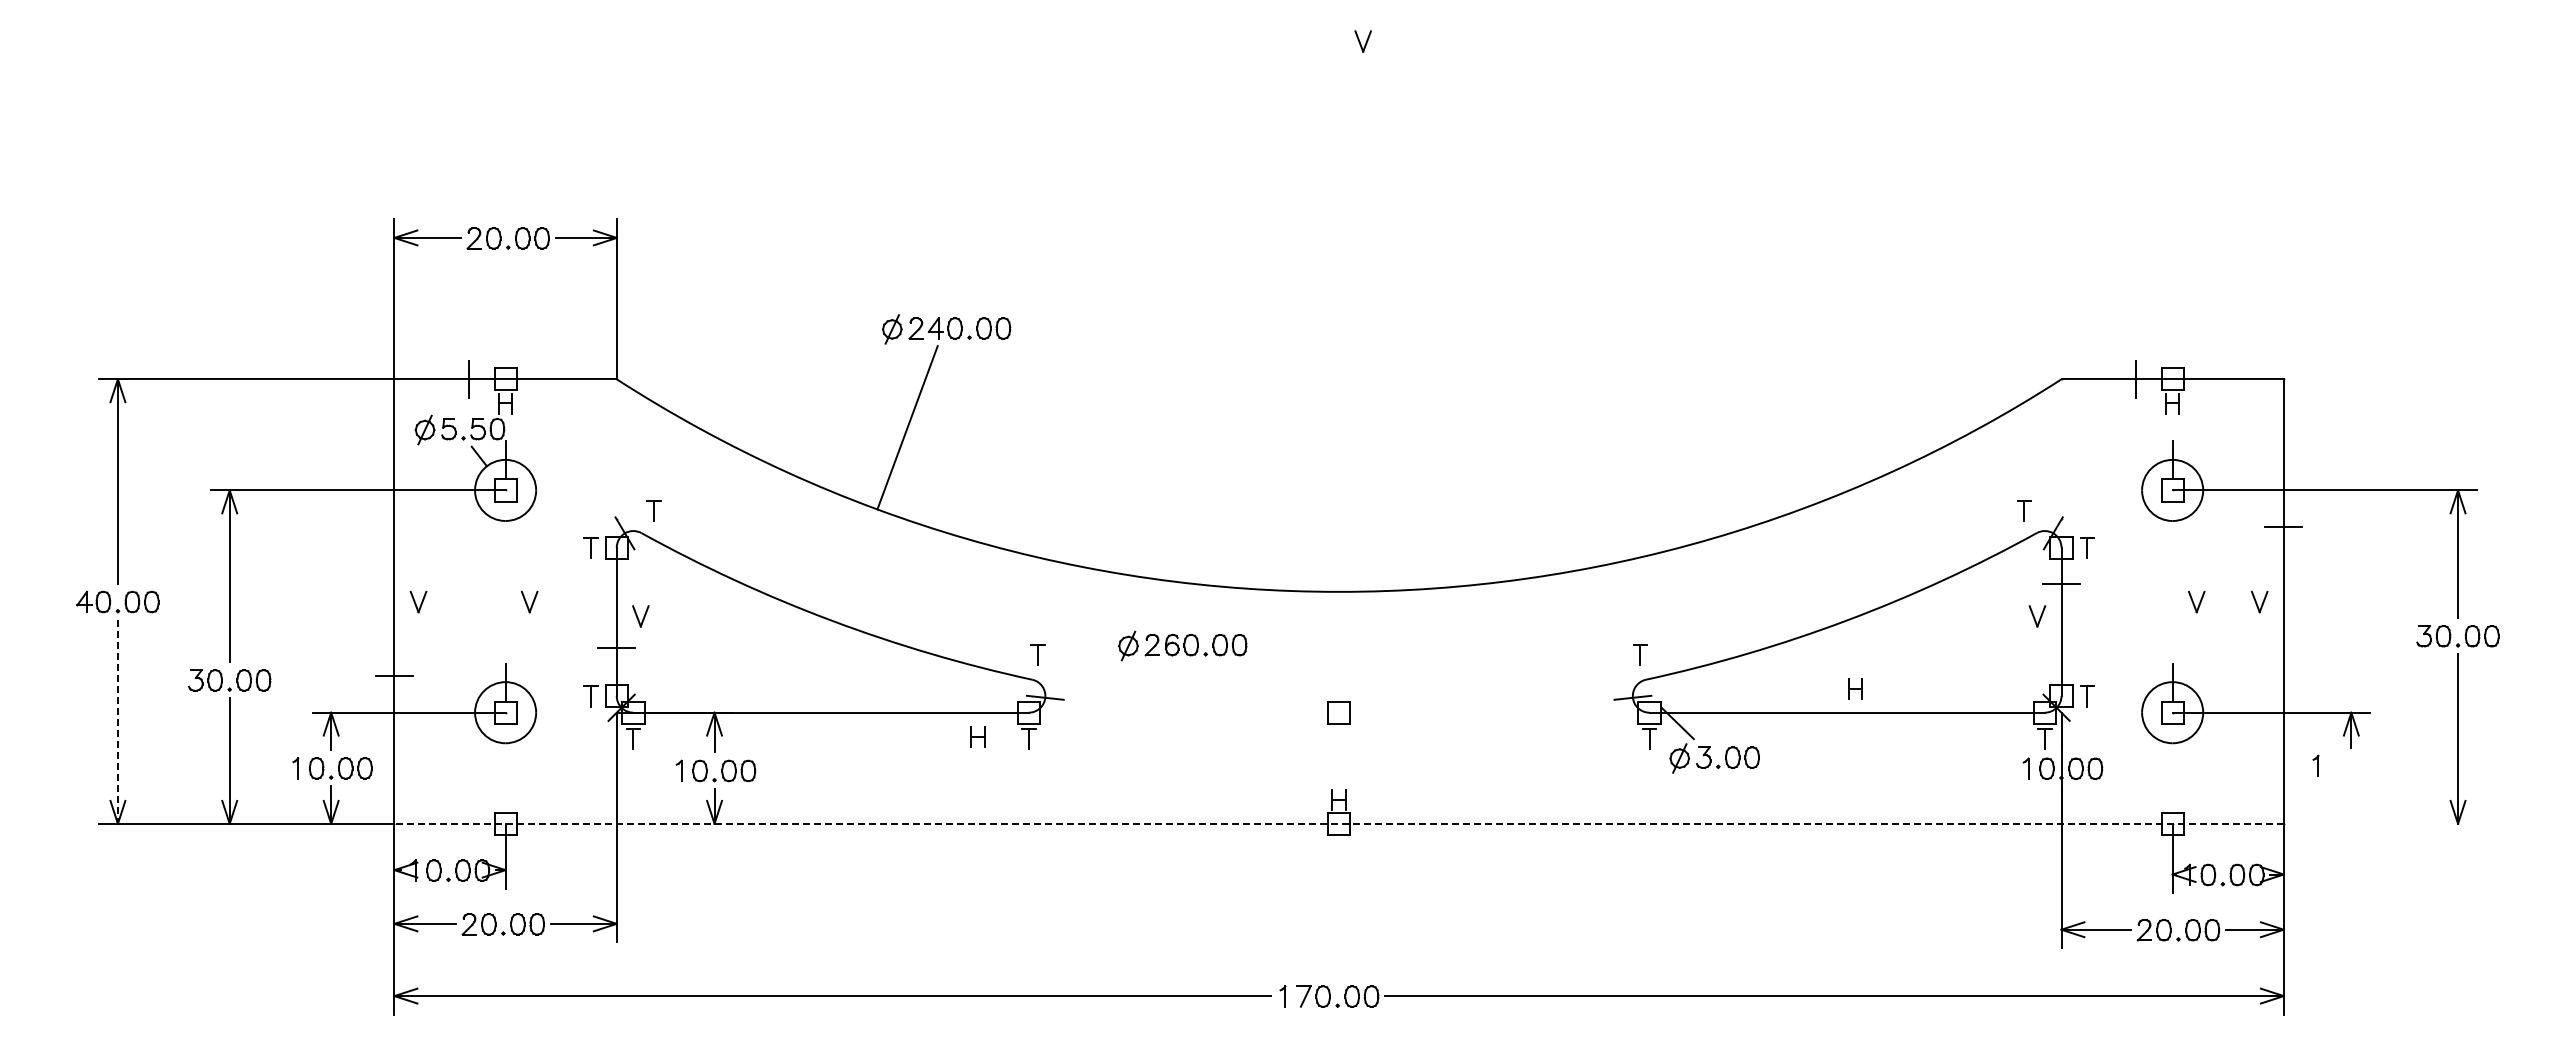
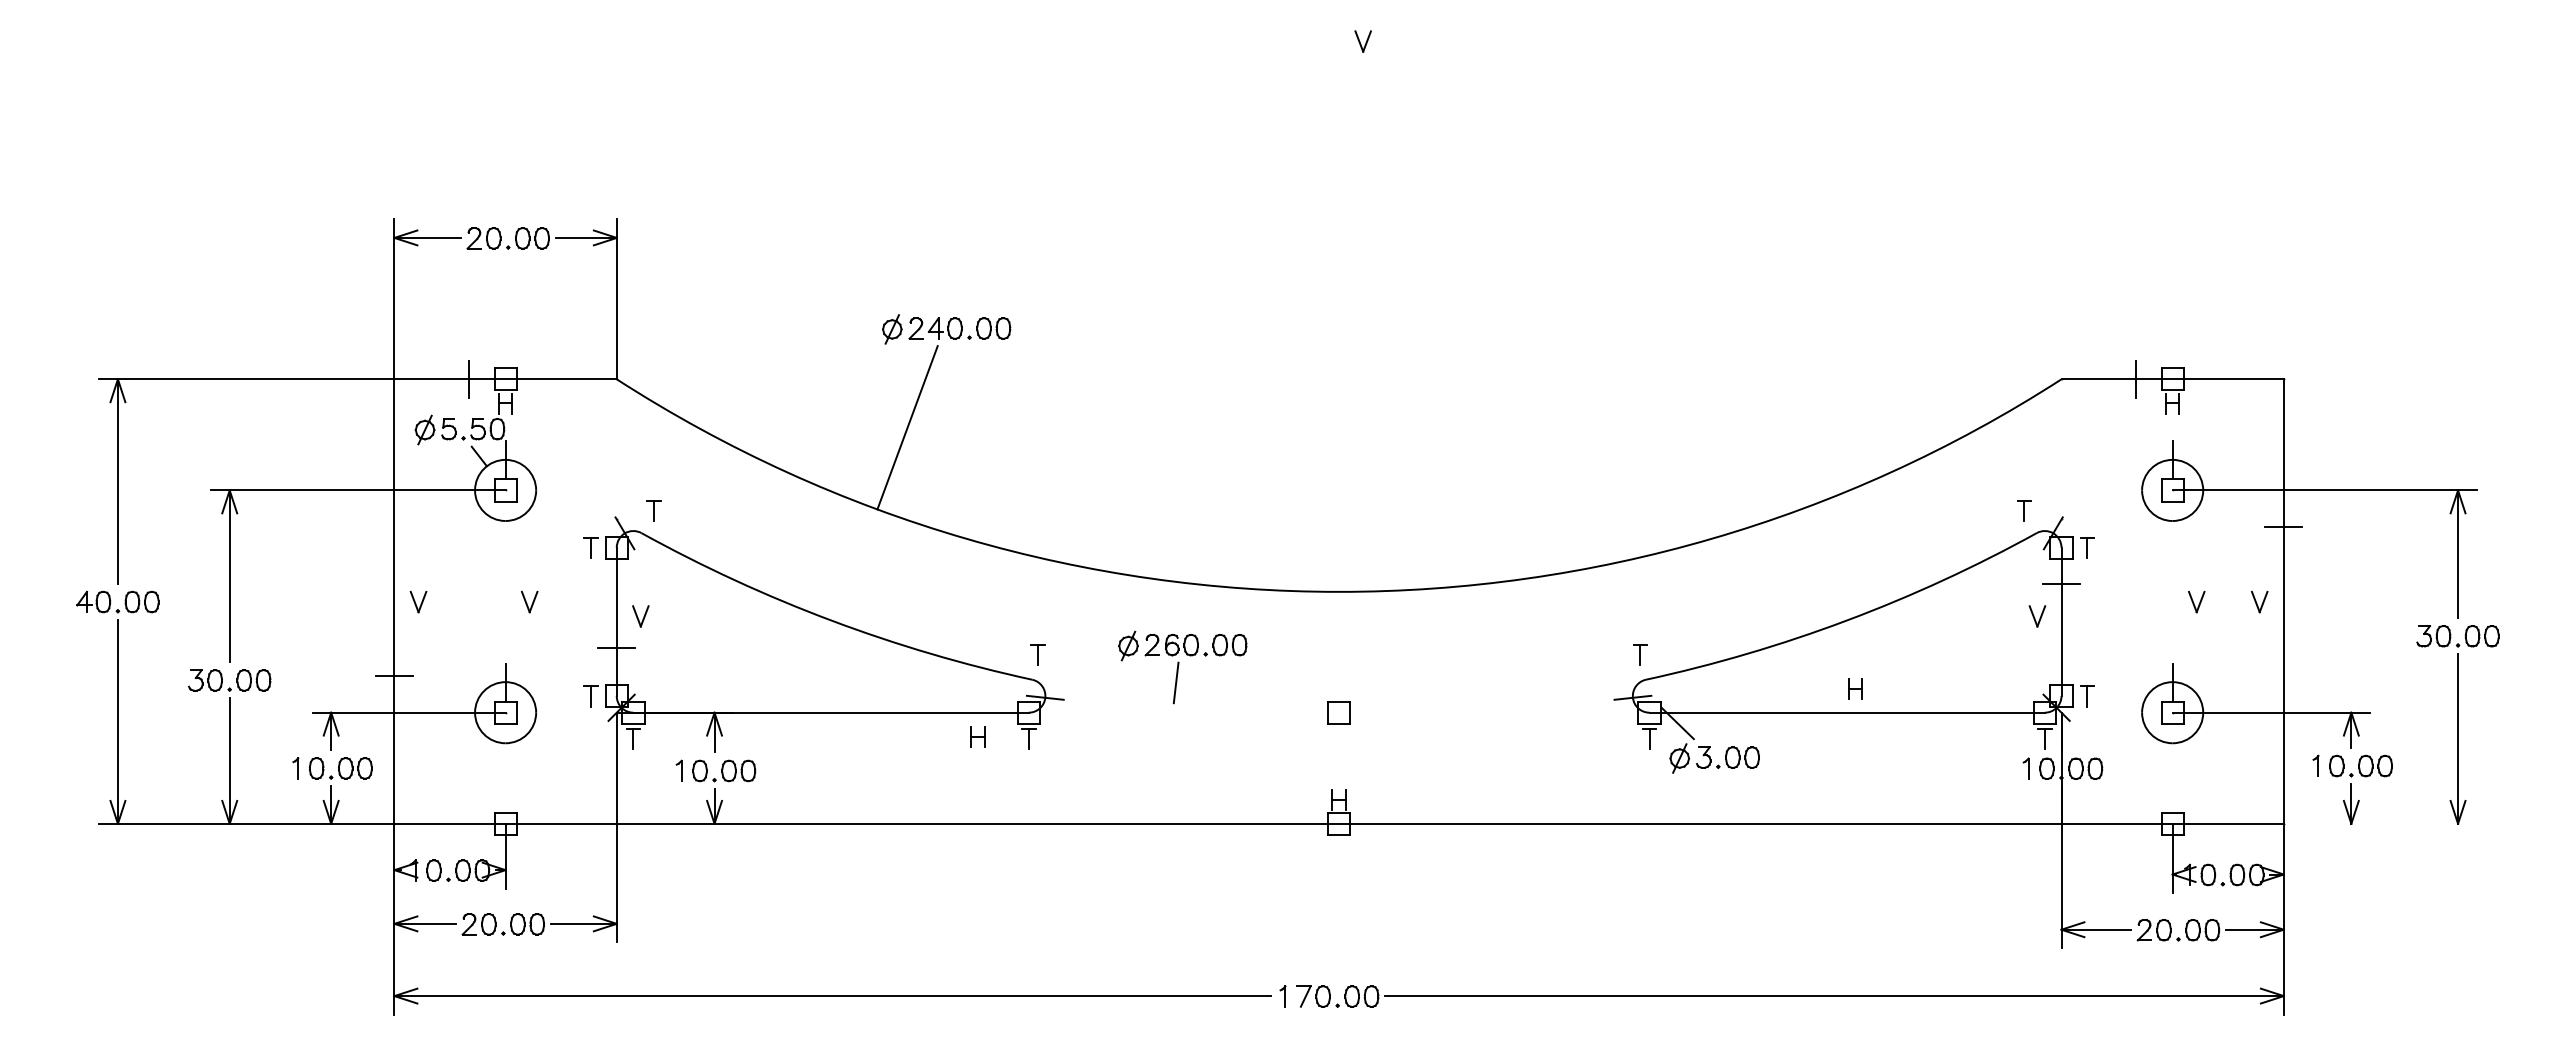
line: none -> present (1175, 682)
line: dashed -> solid (117, 722)
part: none -> present (2351, 789)
line: dashed -> solid (1339, 823)
